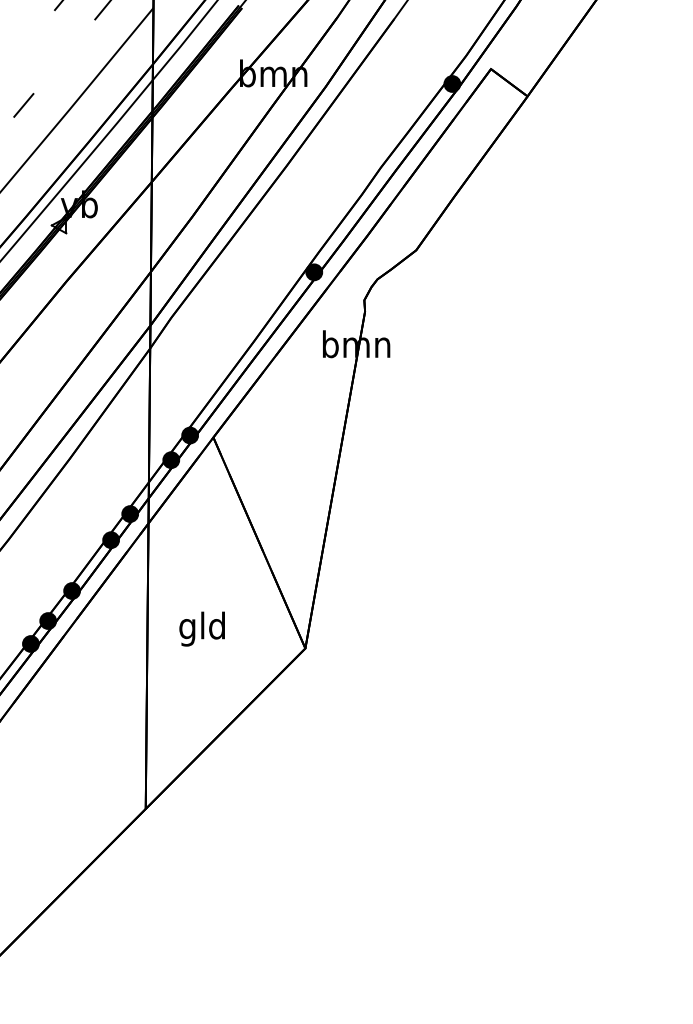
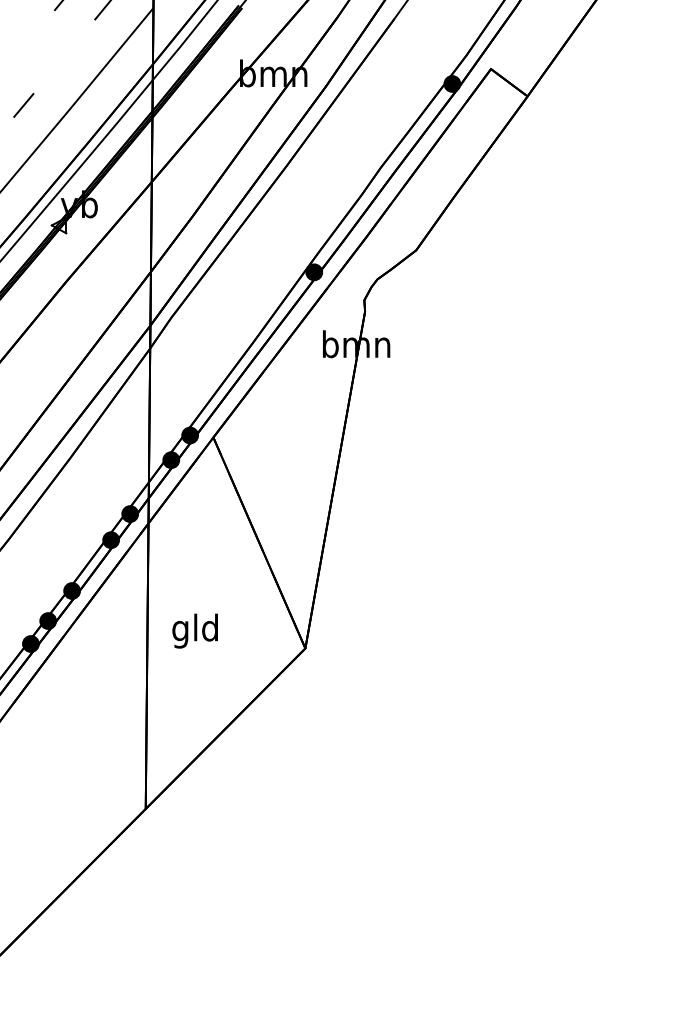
text position: (201, 628) -> (194, 630) (194, 630)
